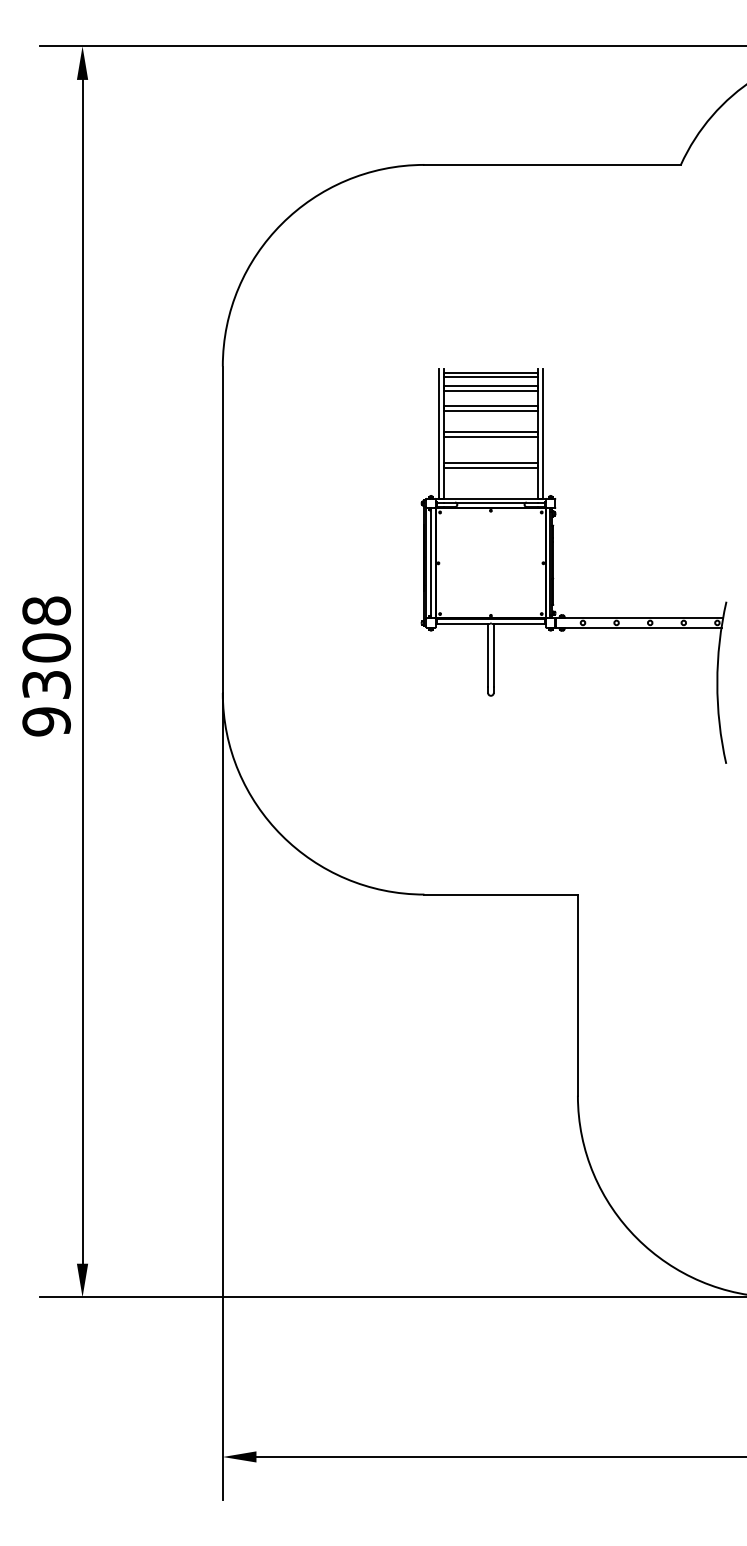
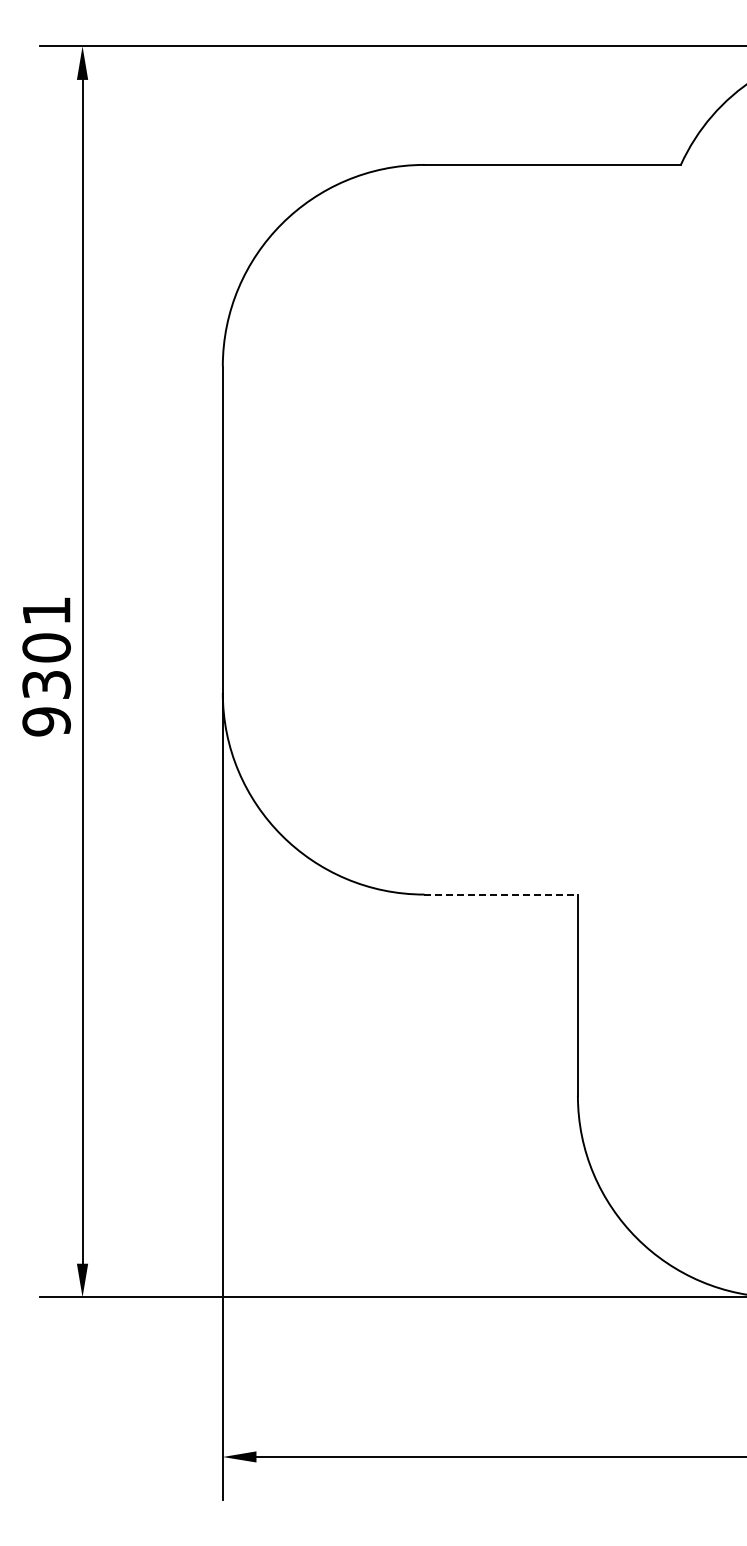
part: present -> none (553, 565)
text: 9308 -> 9301 (46, 610)
line: solid -> dashed (501, 894)
